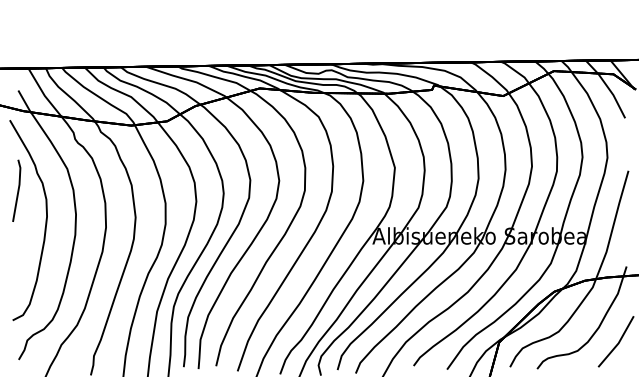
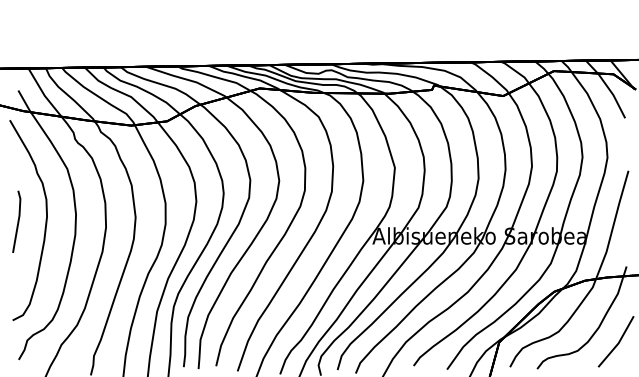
part position: (16, 190) -> (16, 221) (16, 221)
